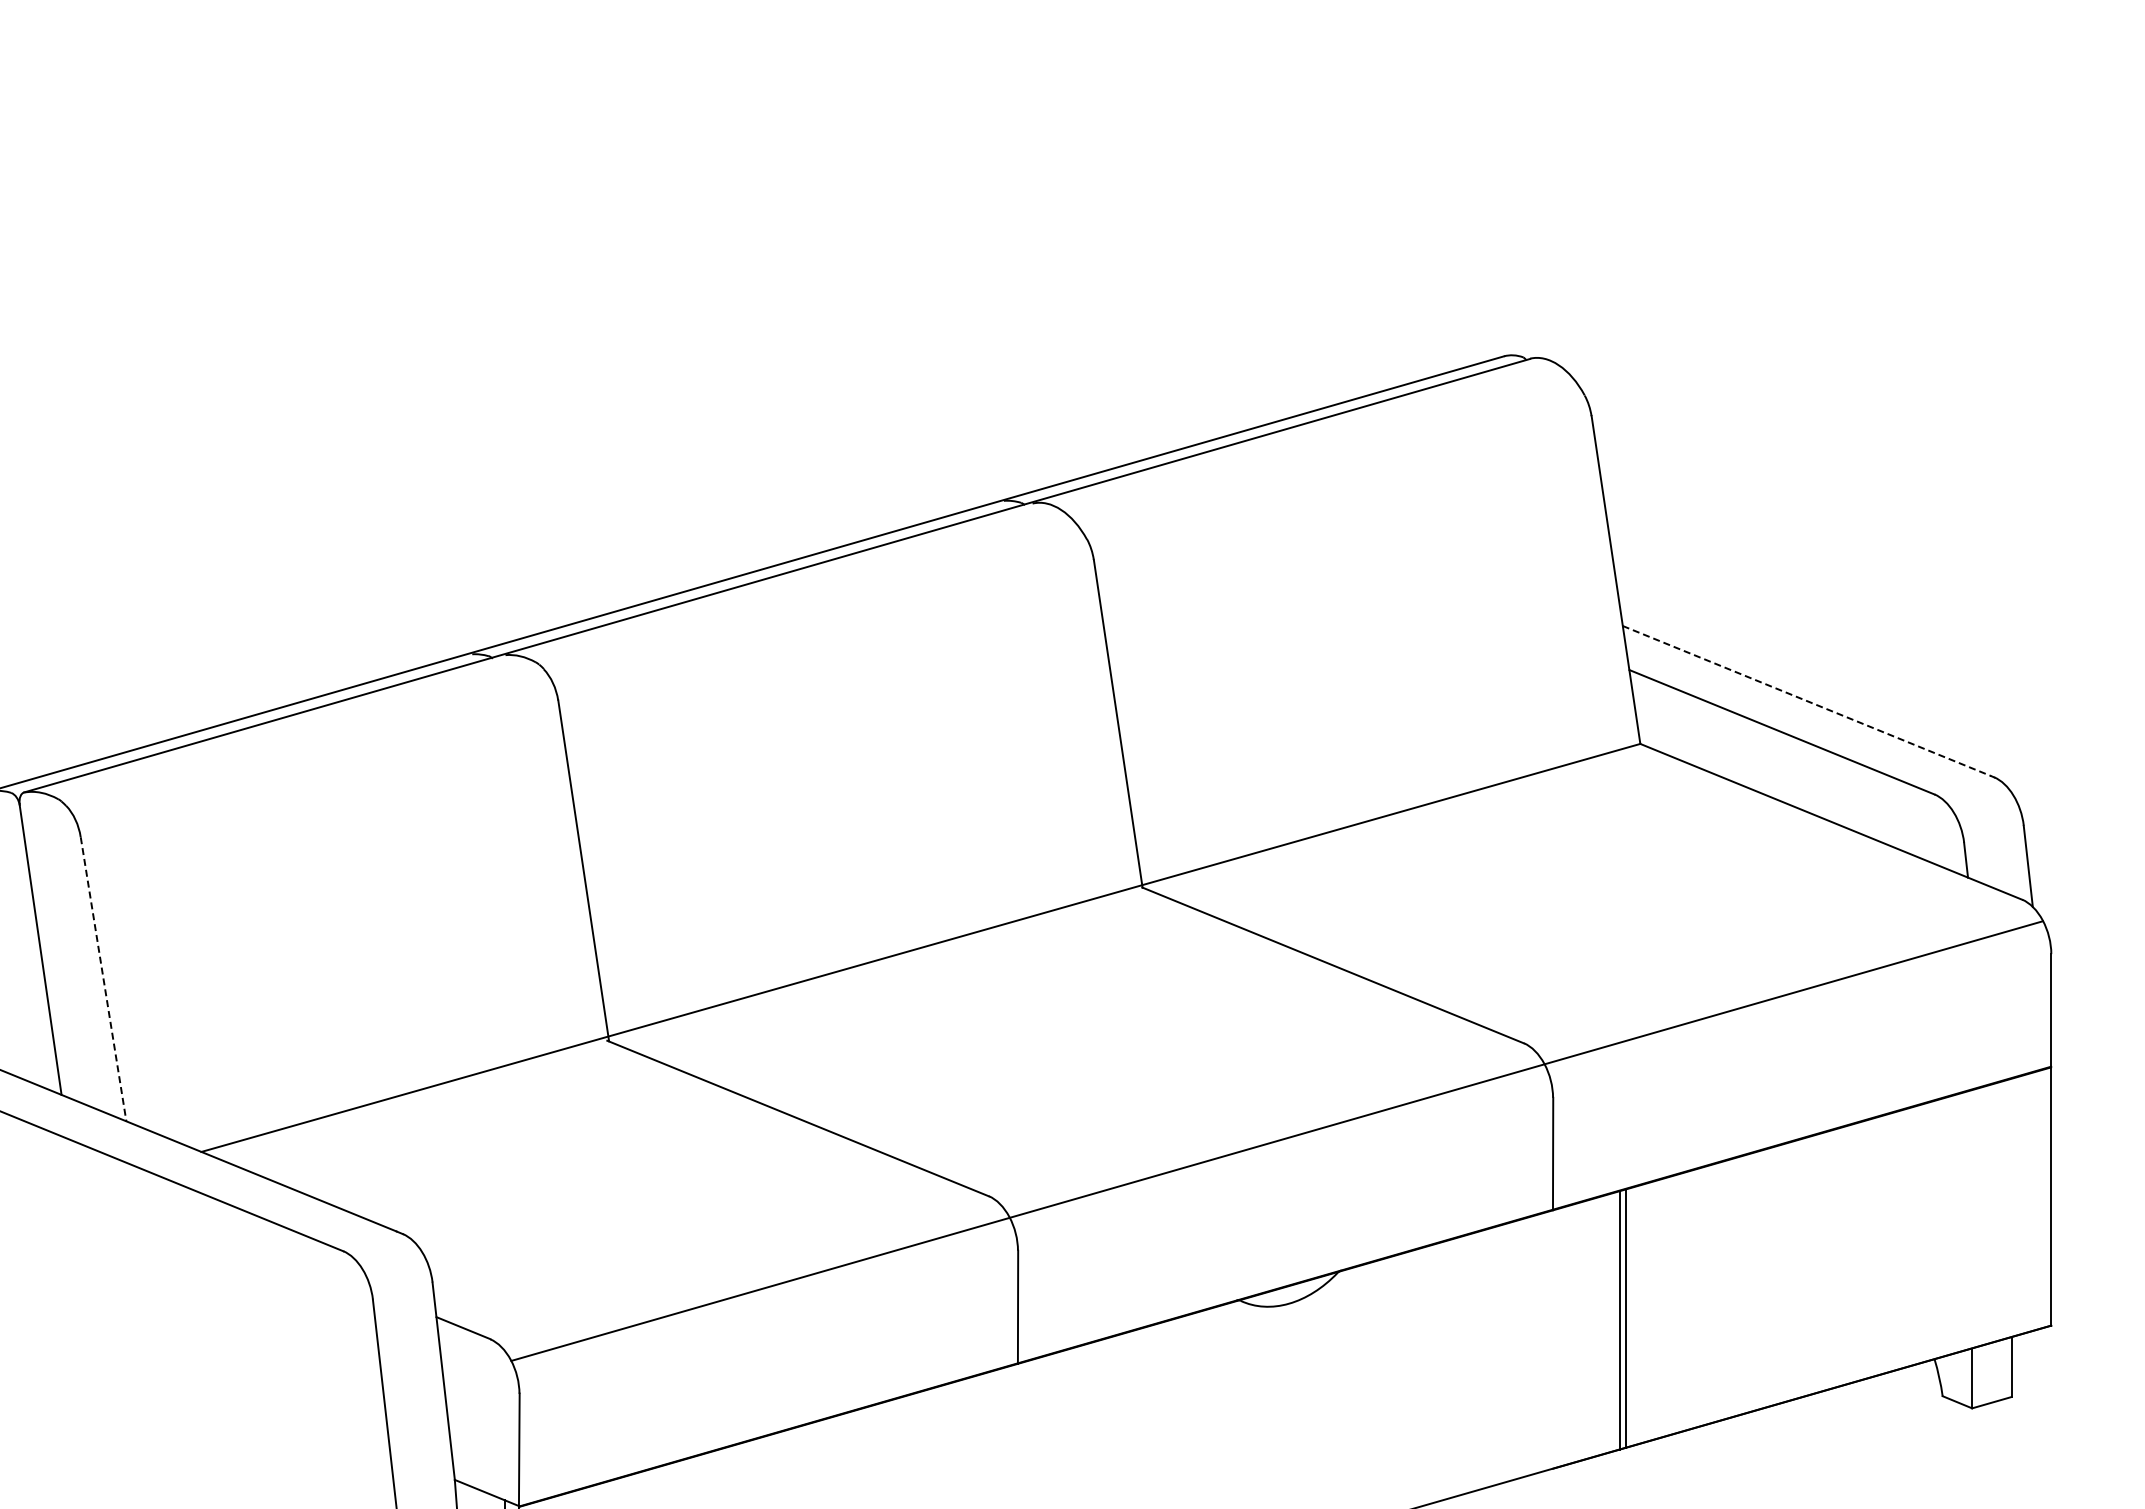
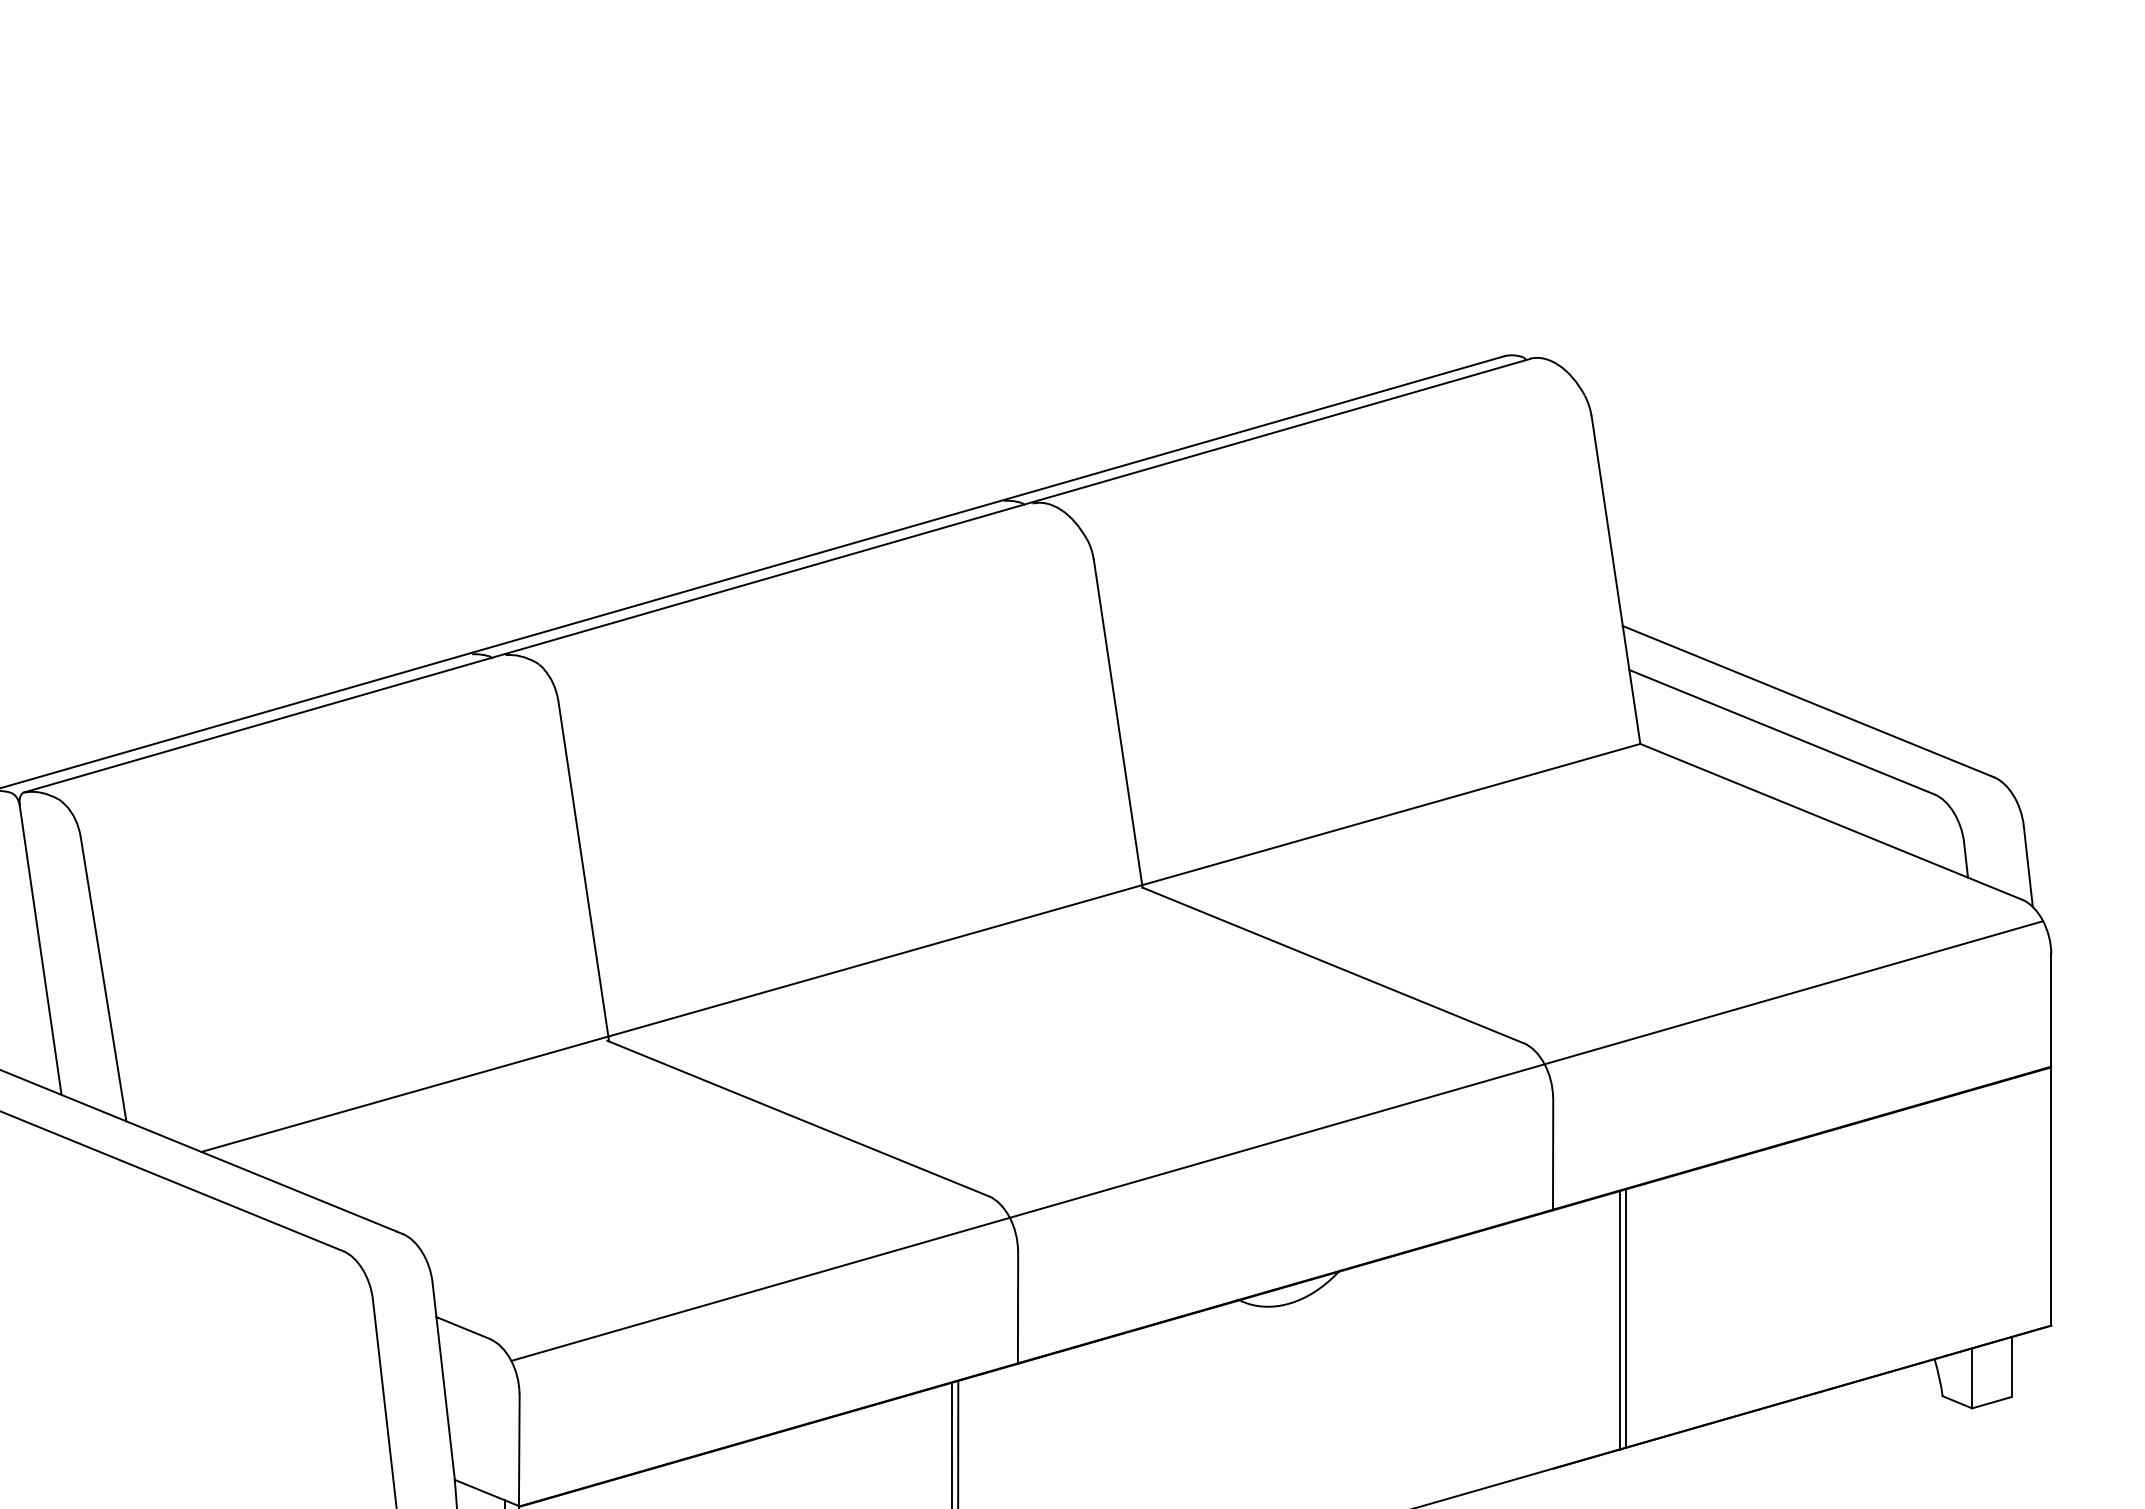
line: dashed -> solid (1806, 701)
line: dashed -> solid (103, 979)
line: none -> present (951, 1443)
line: none -> present (958, 1443)
